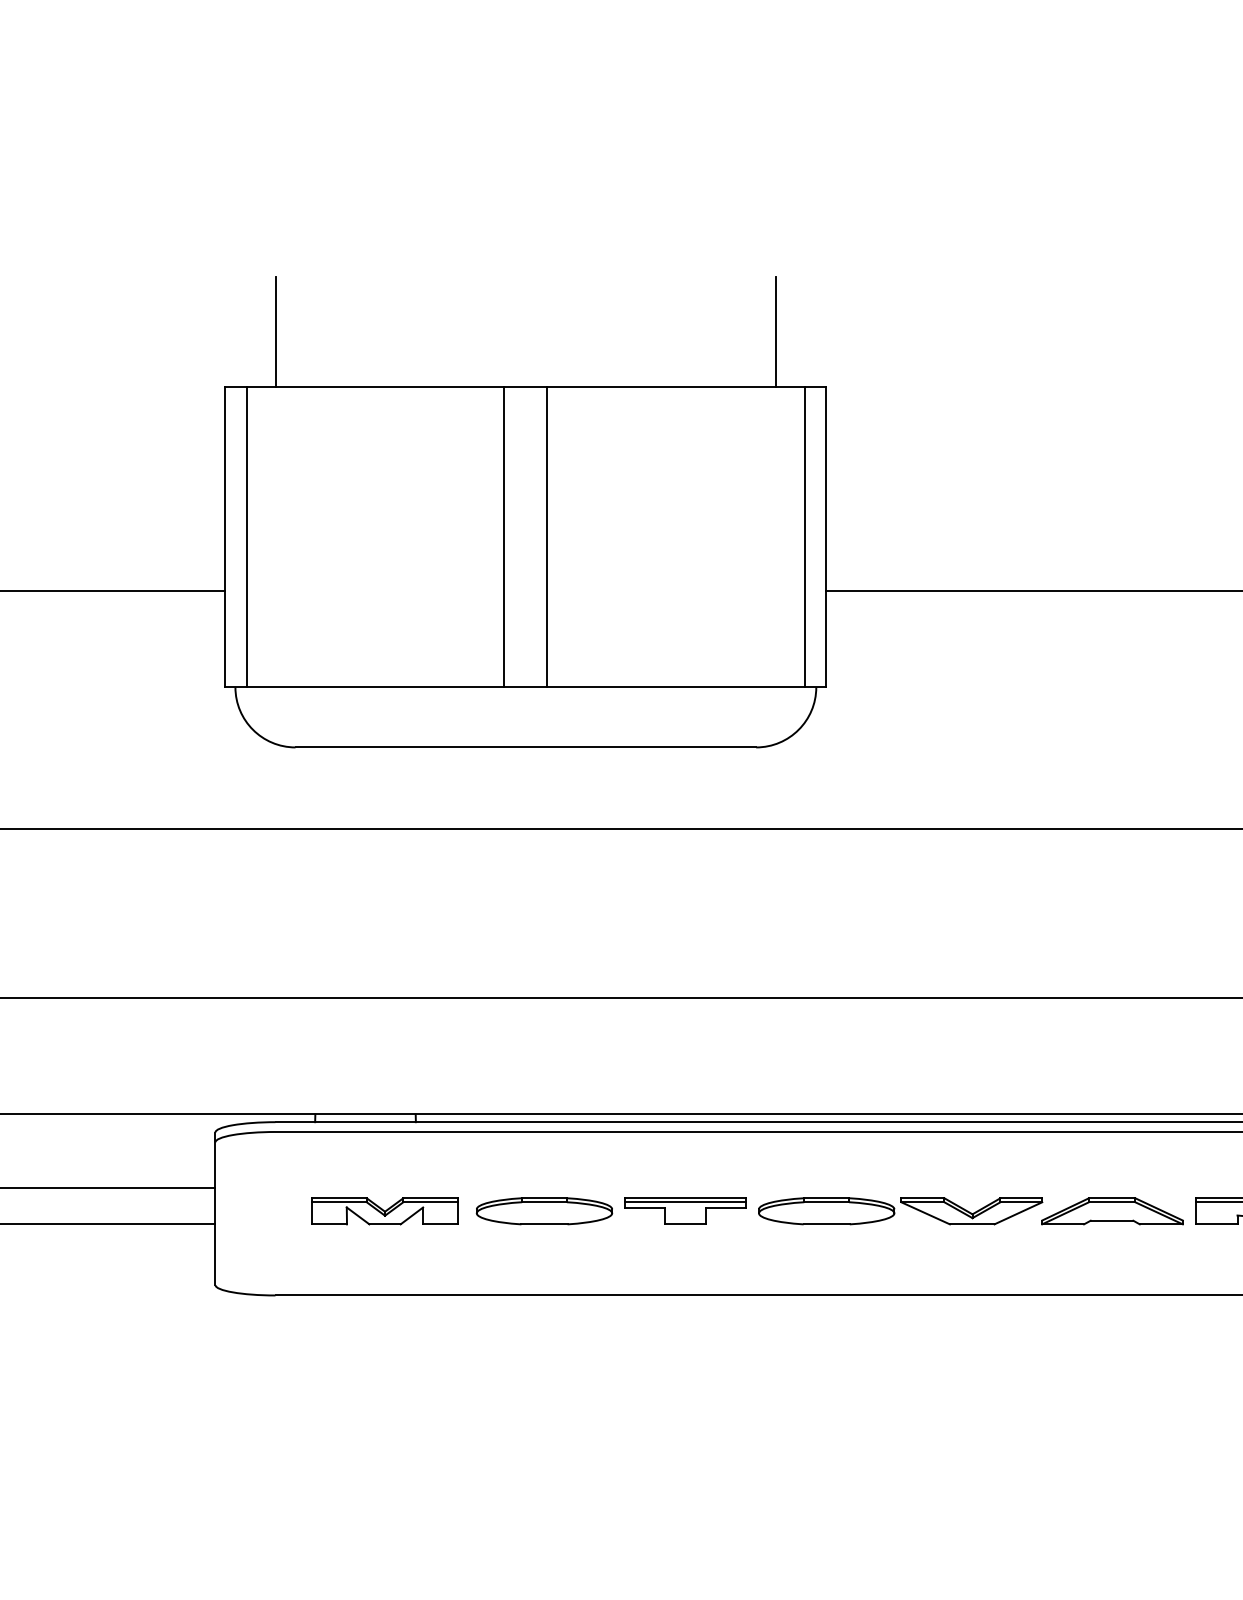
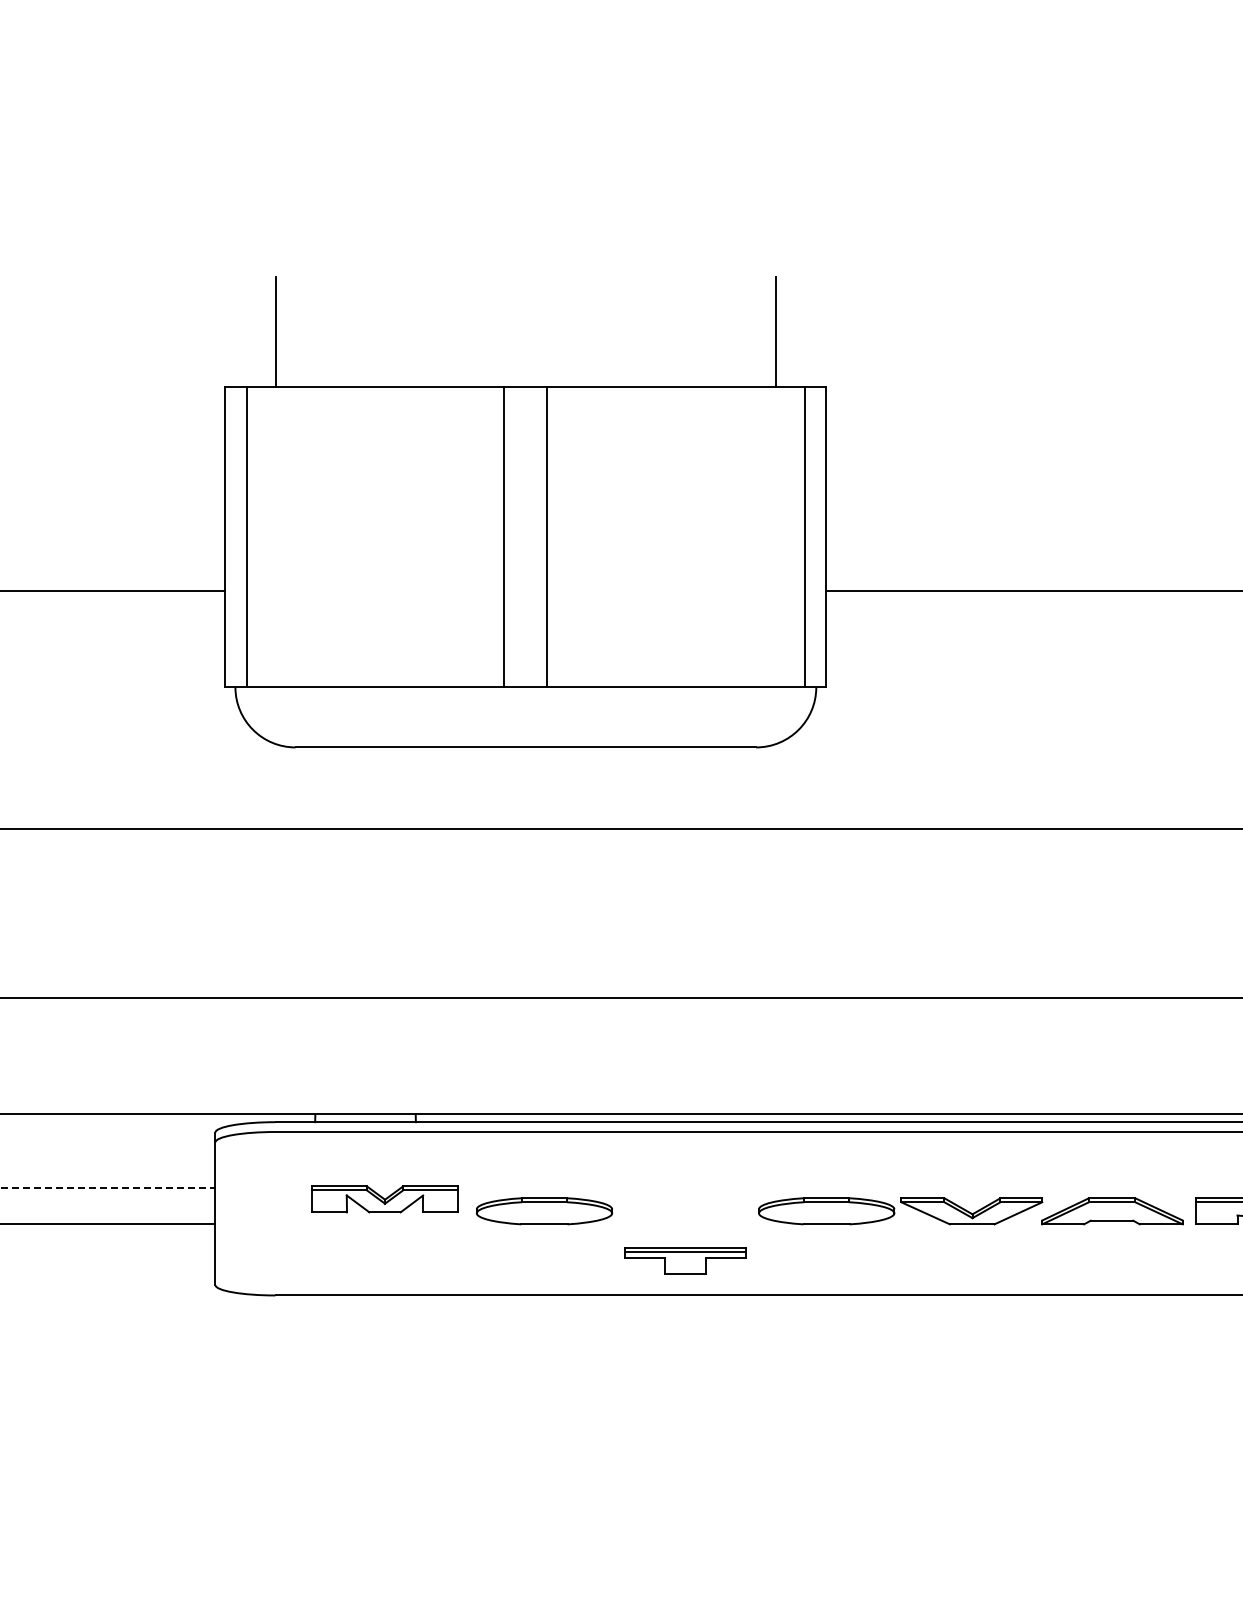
line: solid -> dashed (108, 1188)
part position: (685, 1210) -> (685, 1260) (685, 1260)
part position: (384, 1211) -> (384, 1199) (384, 1199)
